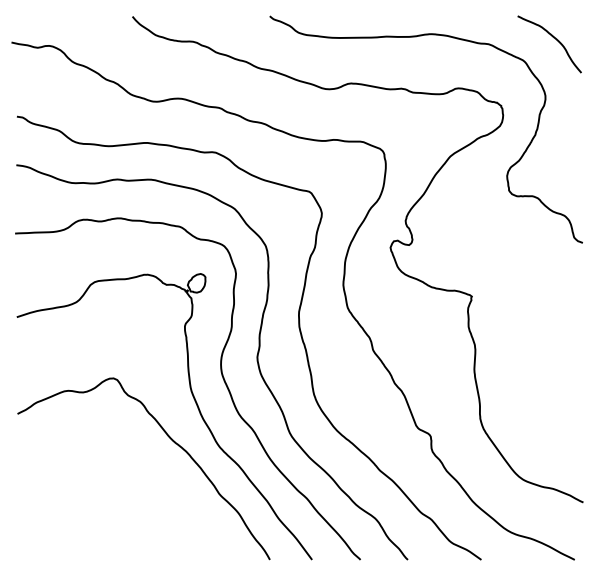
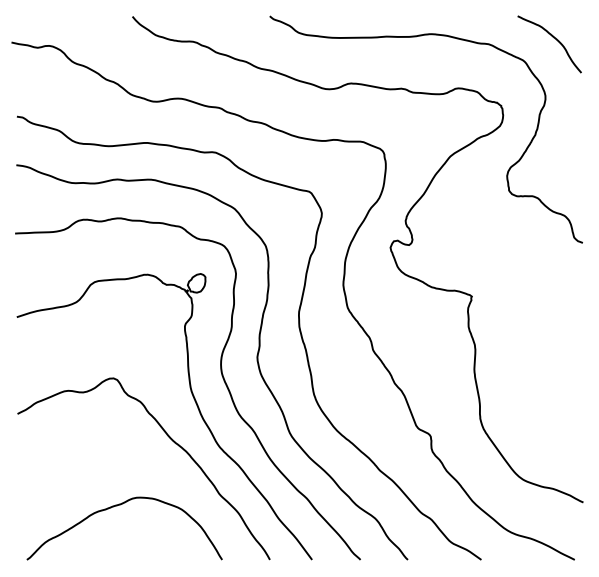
curve: none -> present (117, 506)
